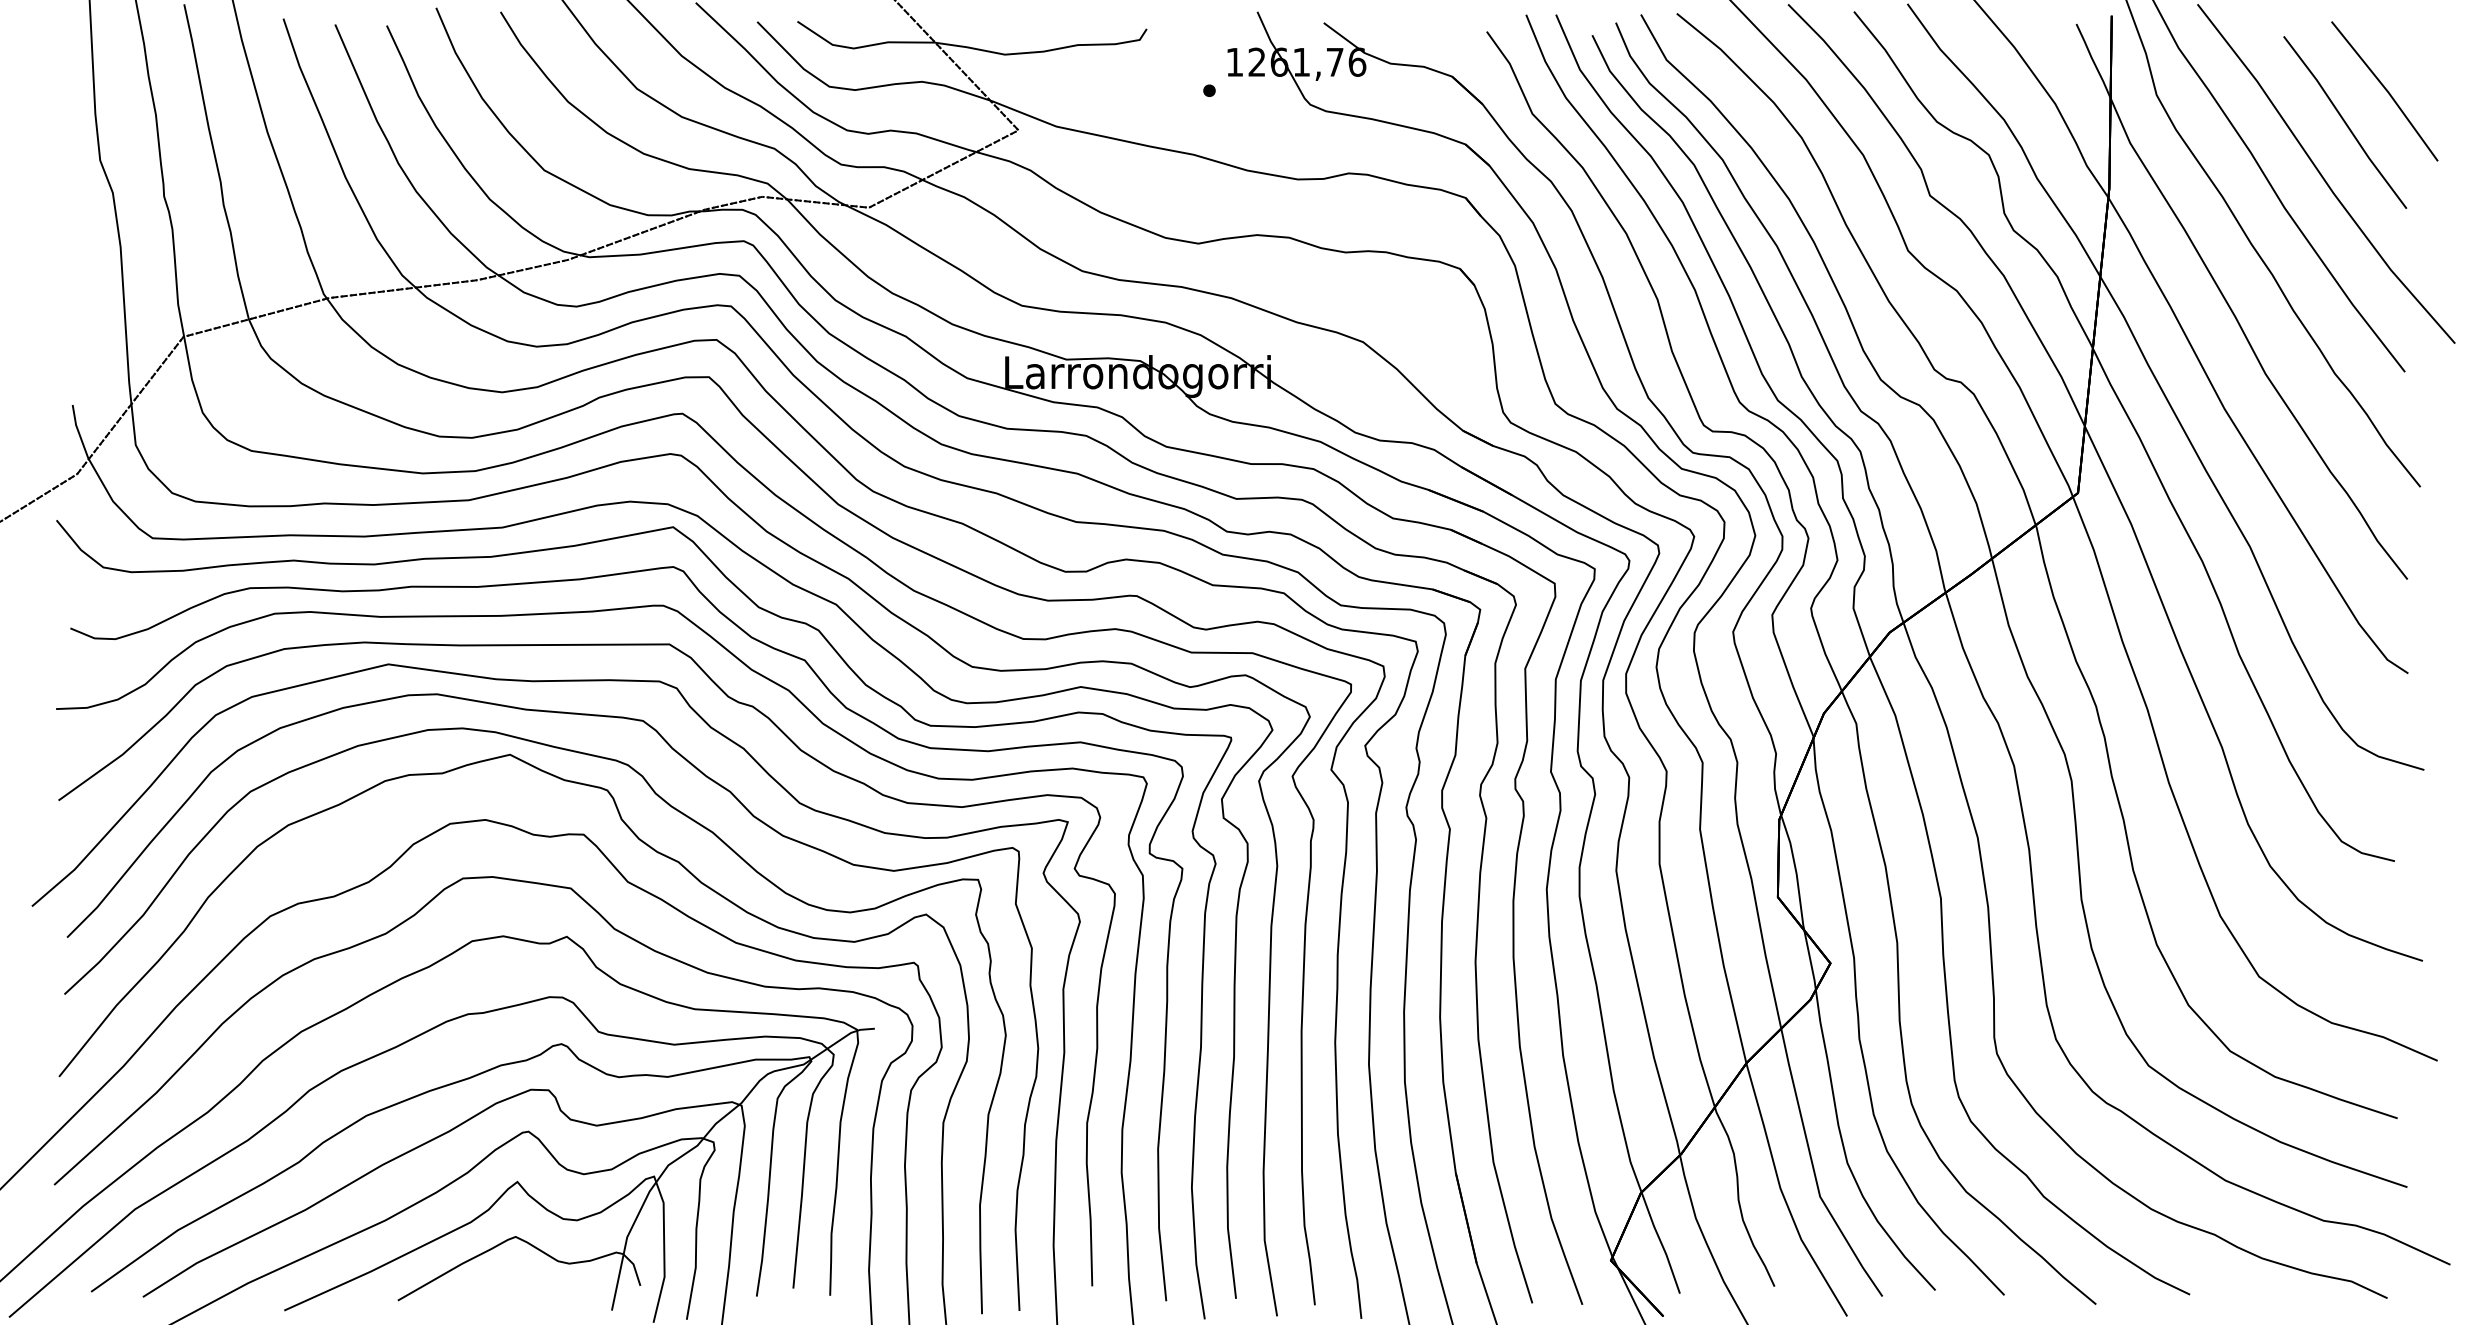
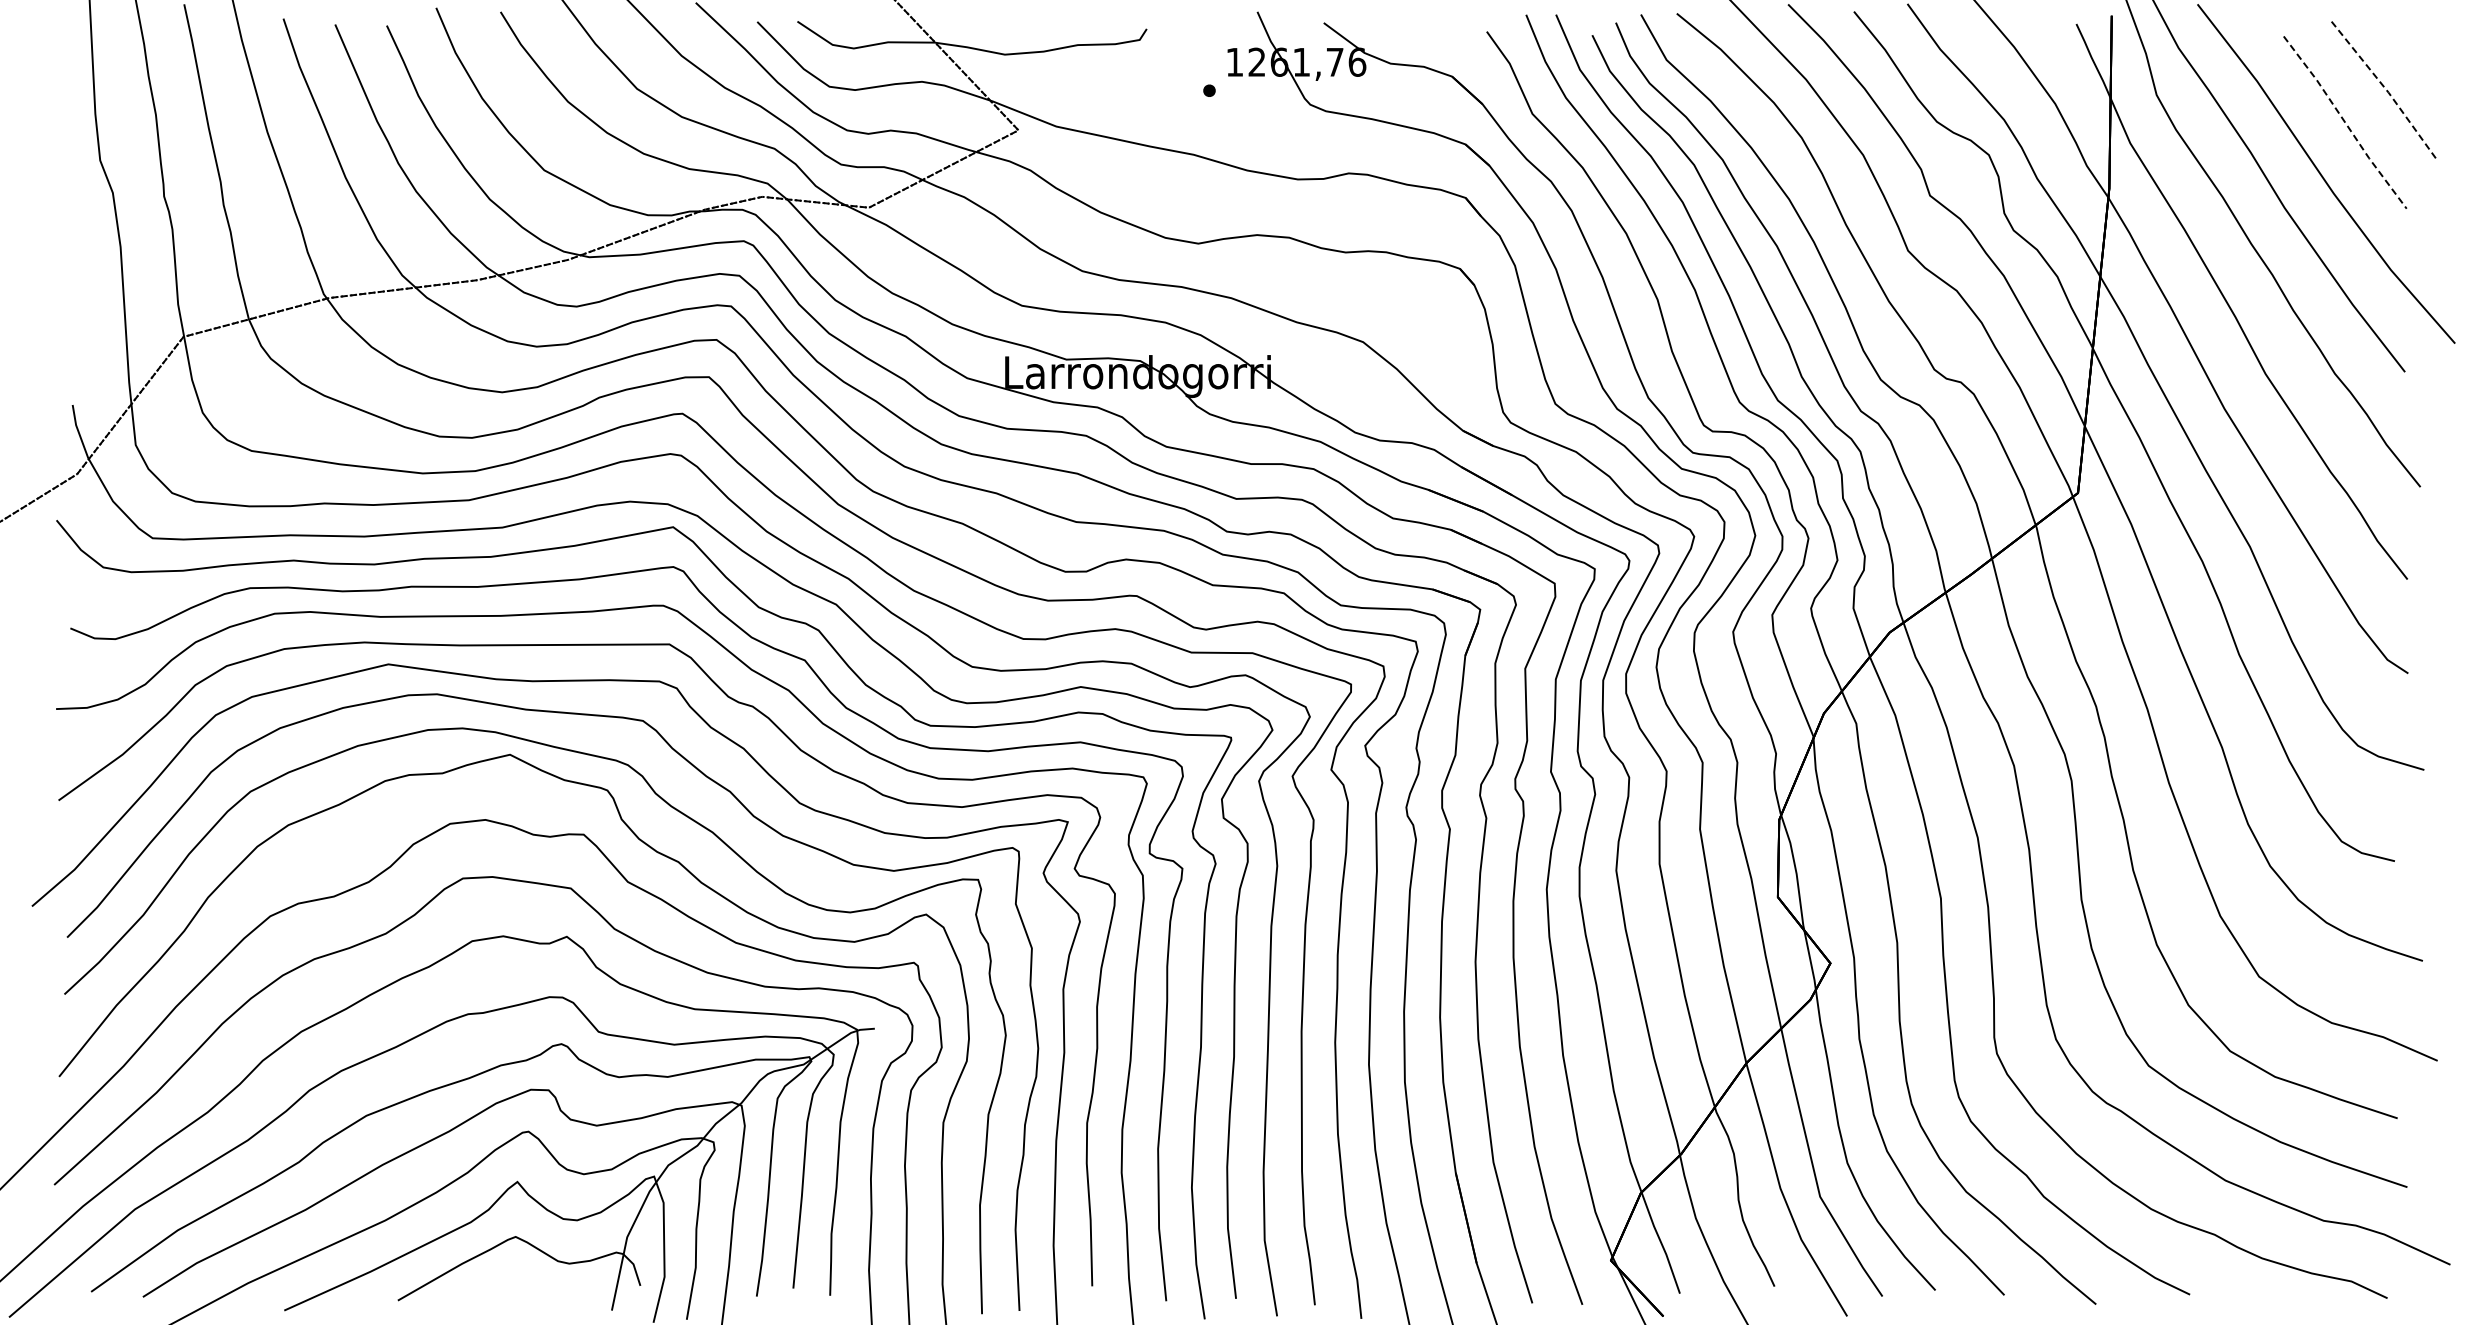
line: solid -> dashed (2386, 90)
line: solid -> dashed (2345, 122)
